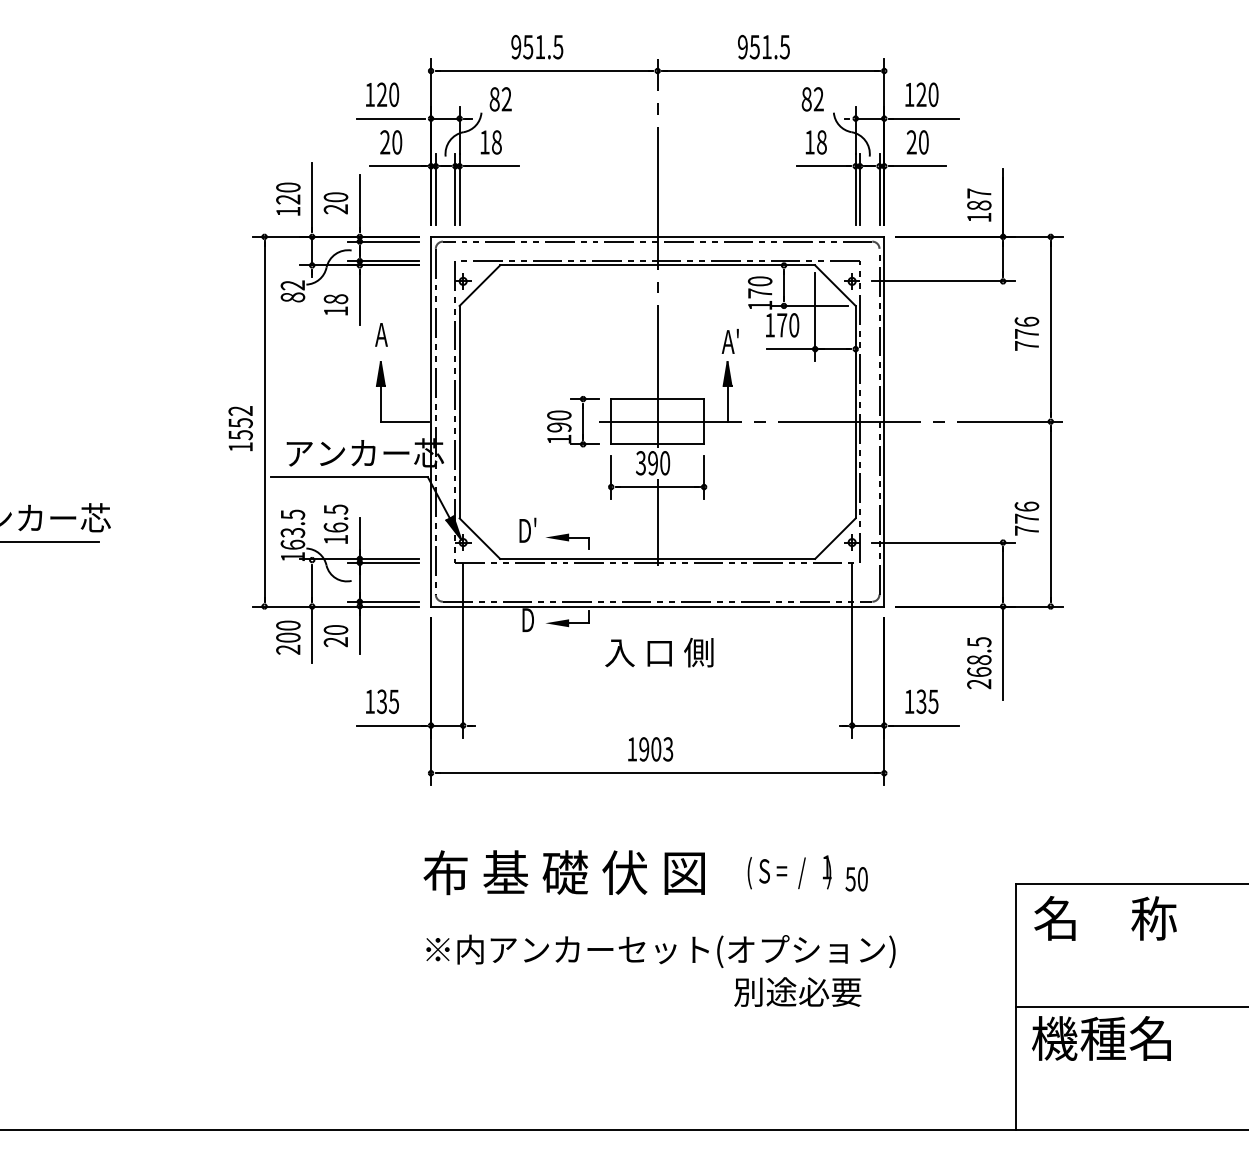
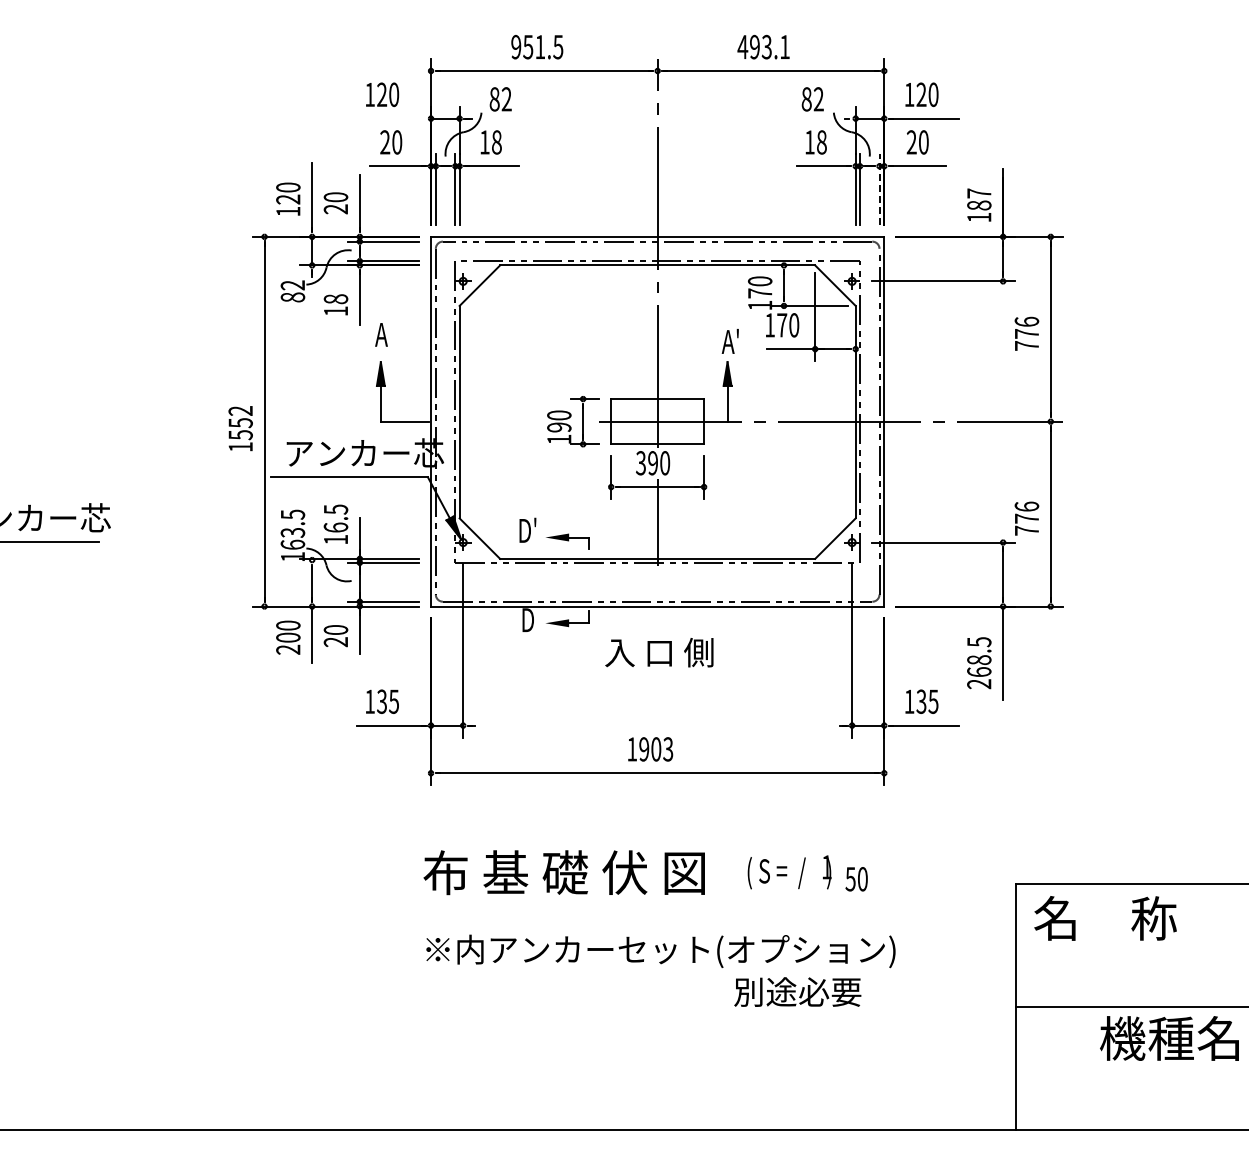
text: 951.5 -> 493.1 (763, 46)
line: present -> none (390, 118)
line: solid -> dashed (879, 189)
text position: (1101, 1038) -> (1169, 1038) (1169, 1038)
